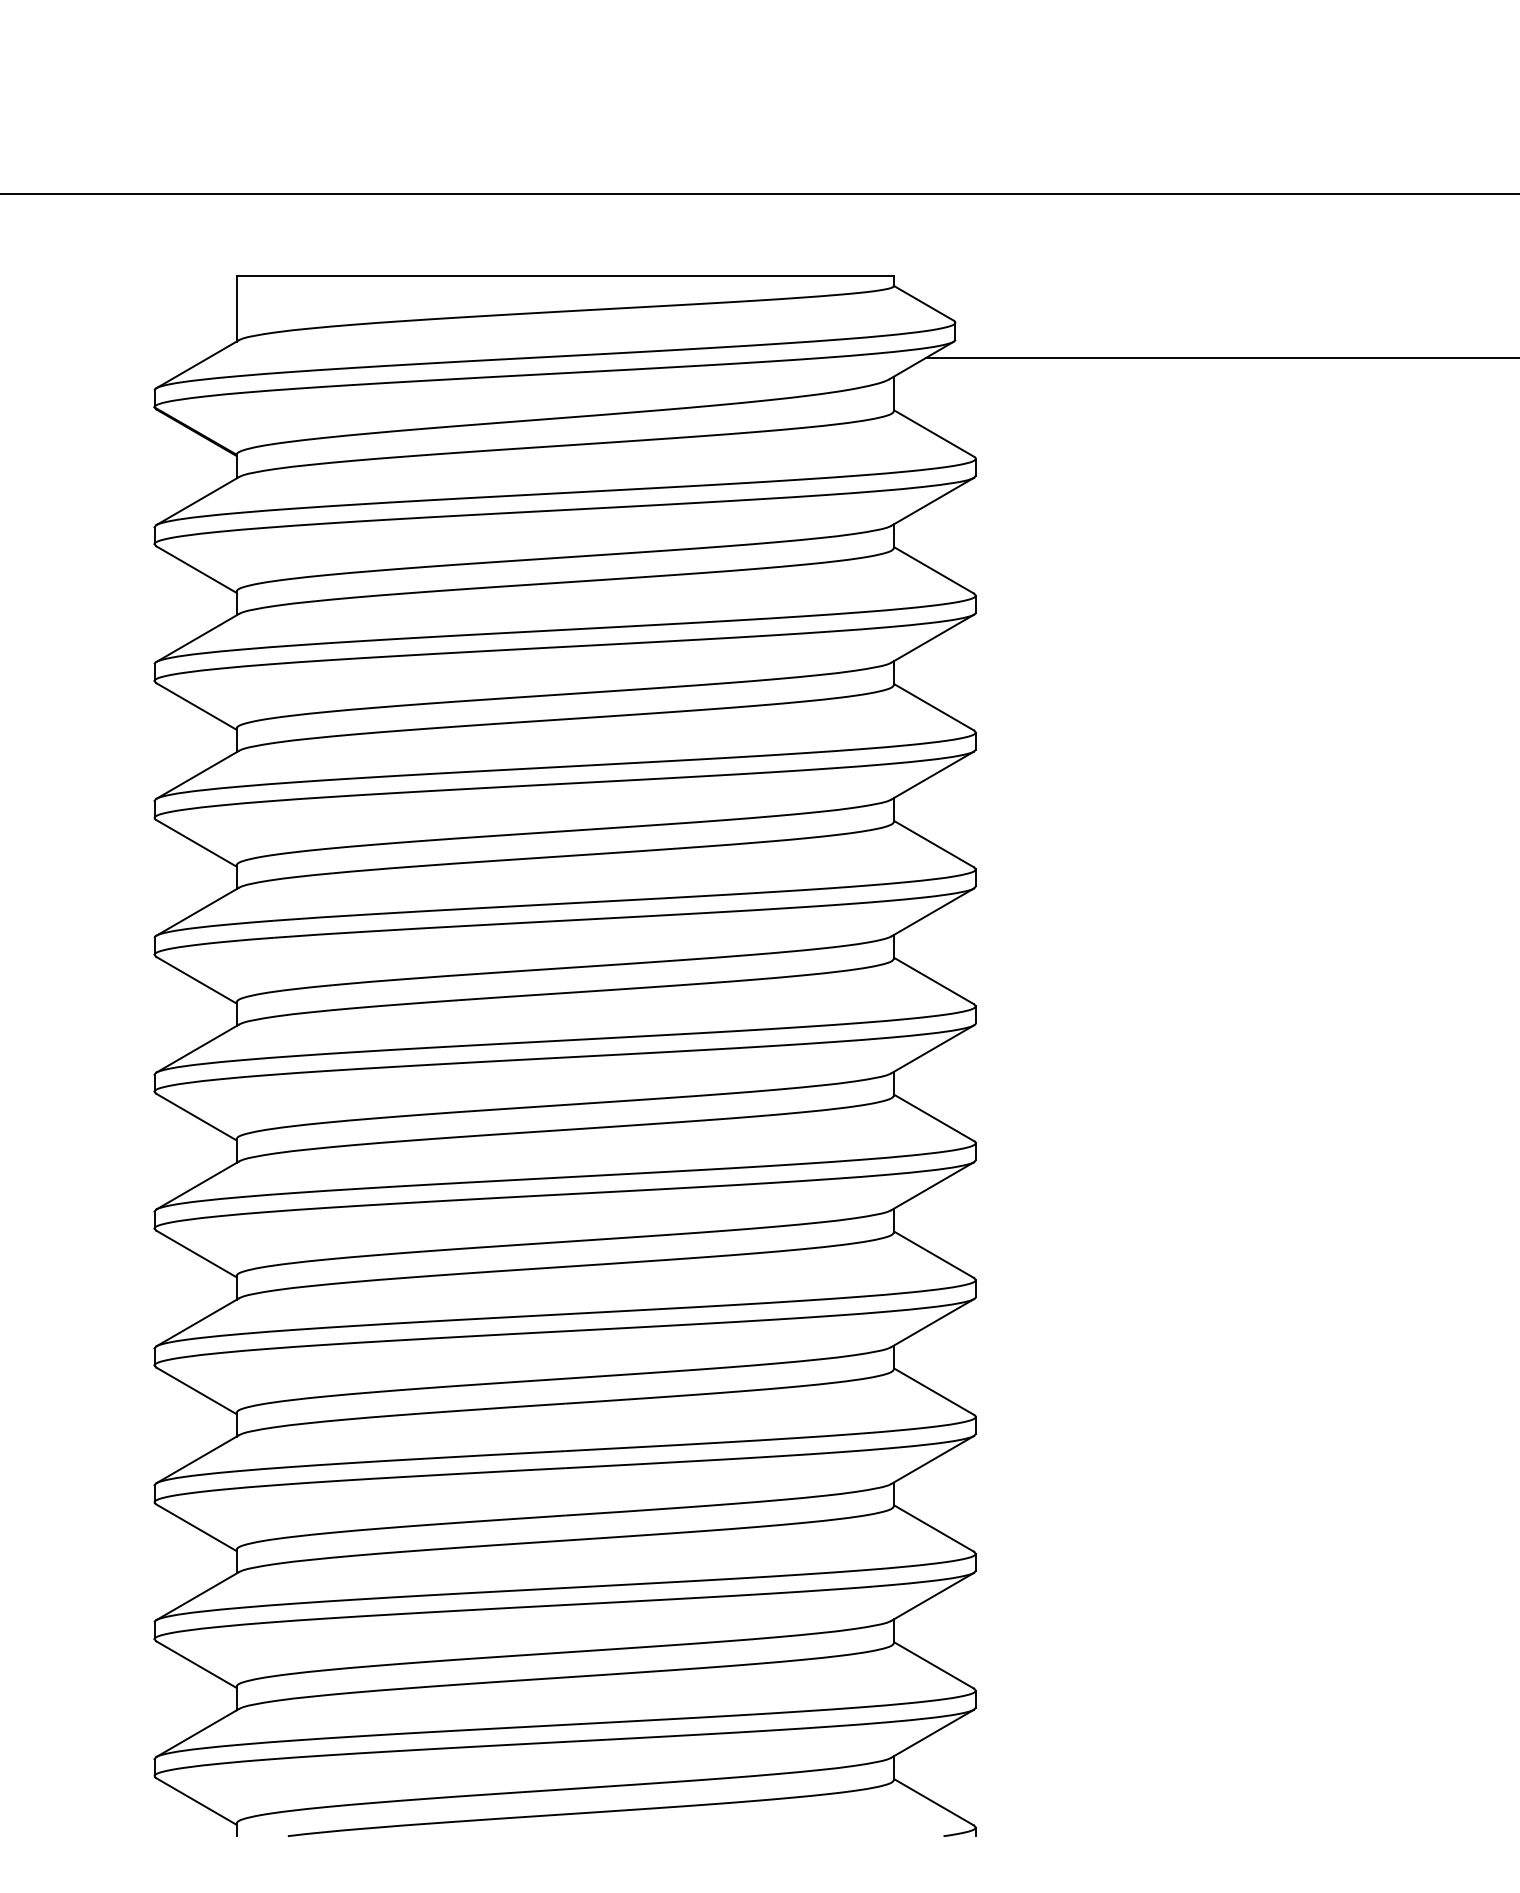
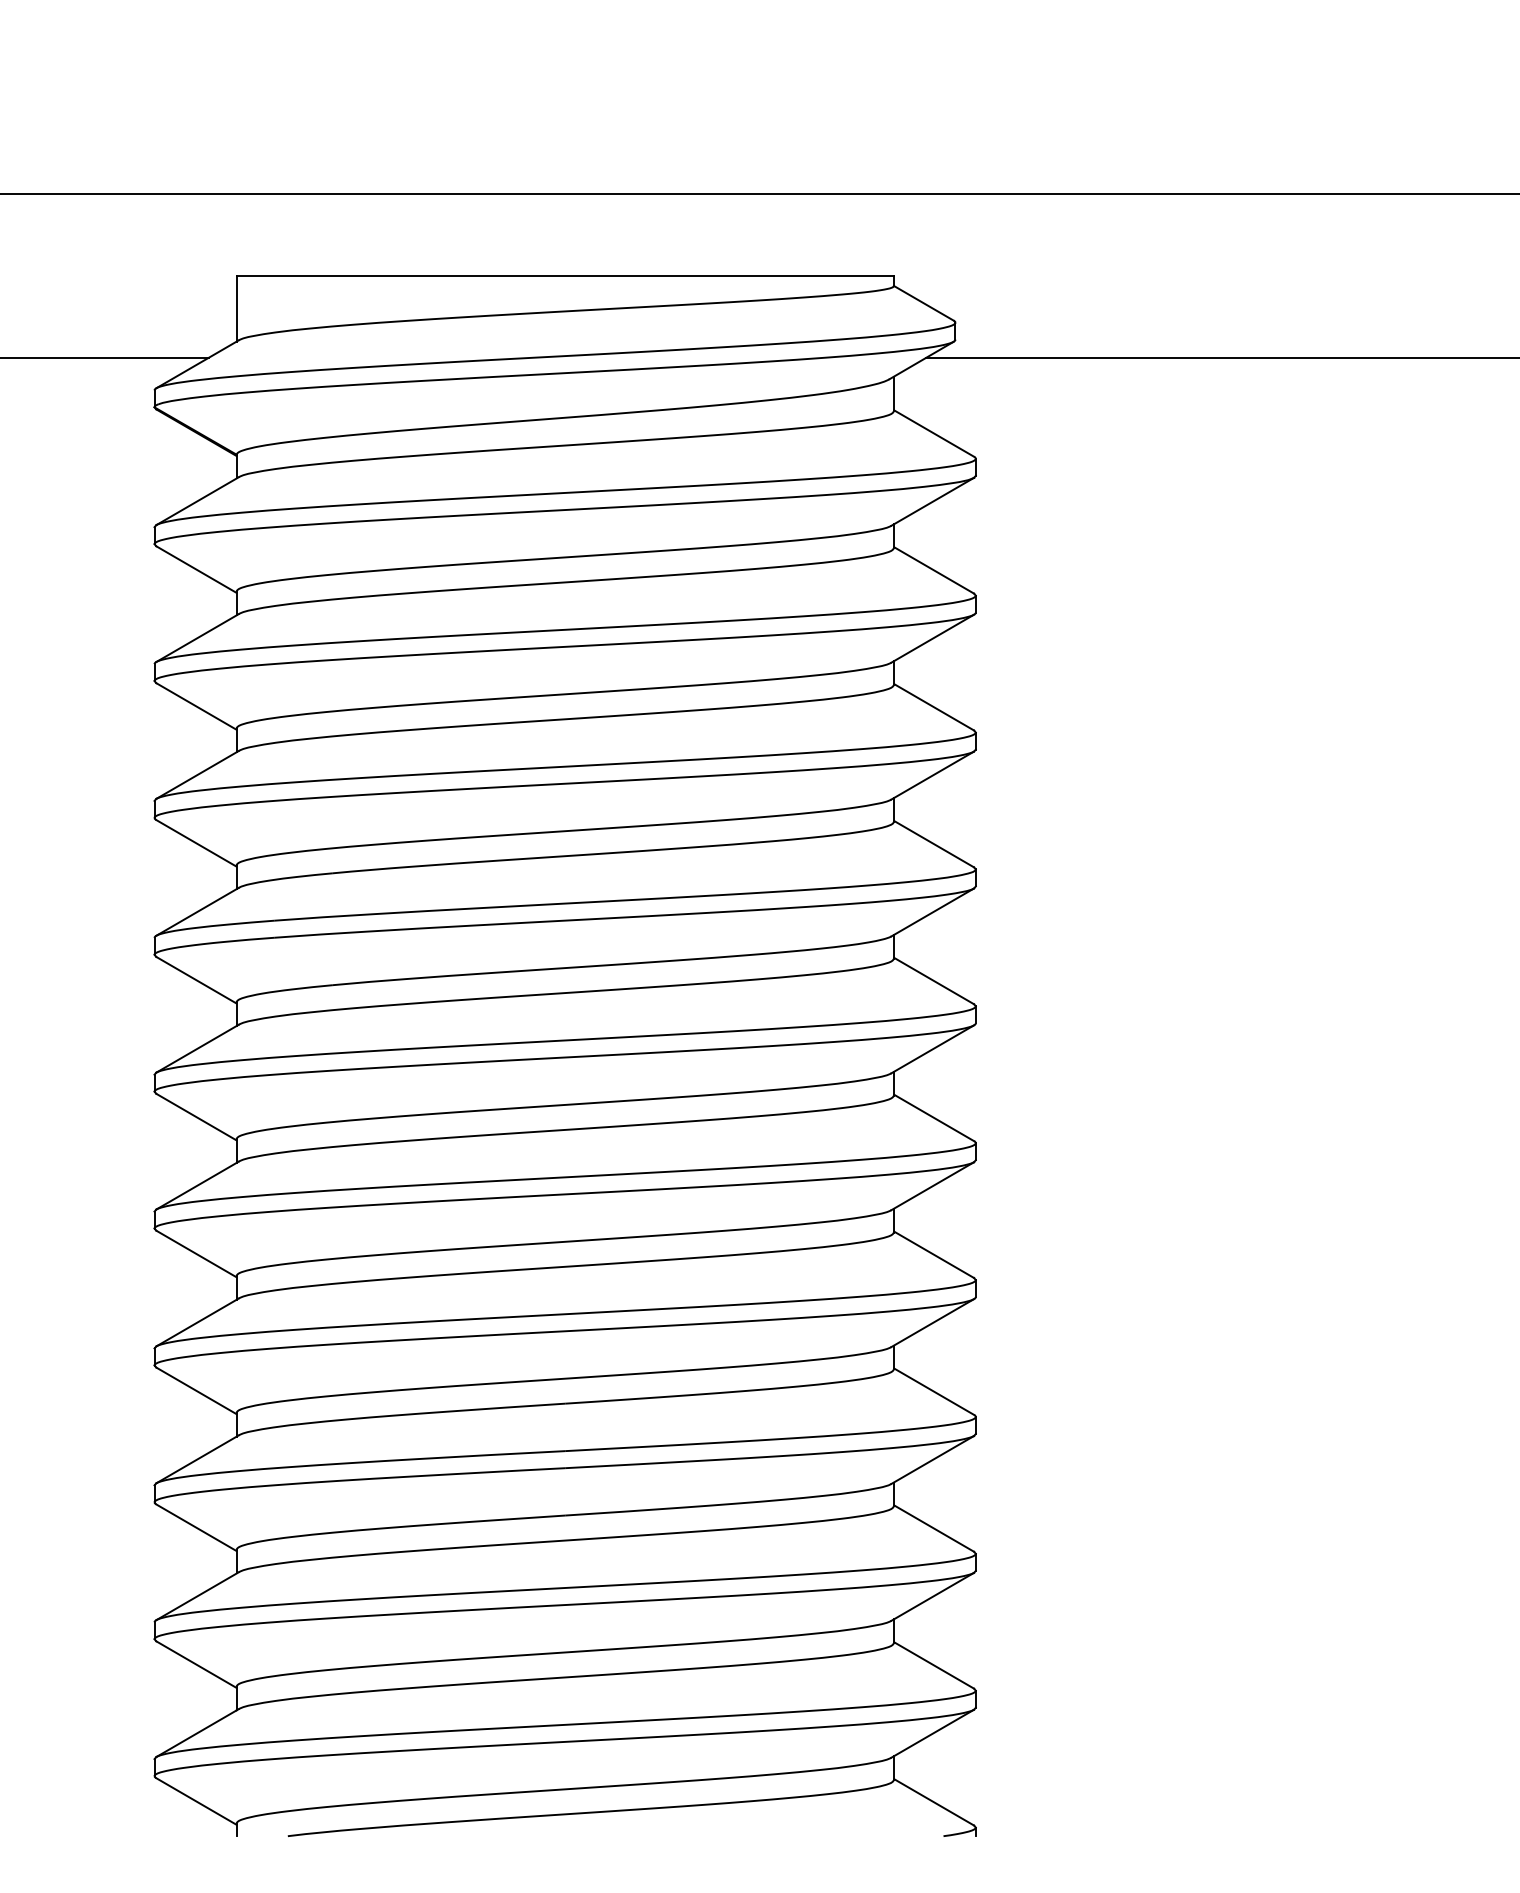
line: none -> present (105, 357)
